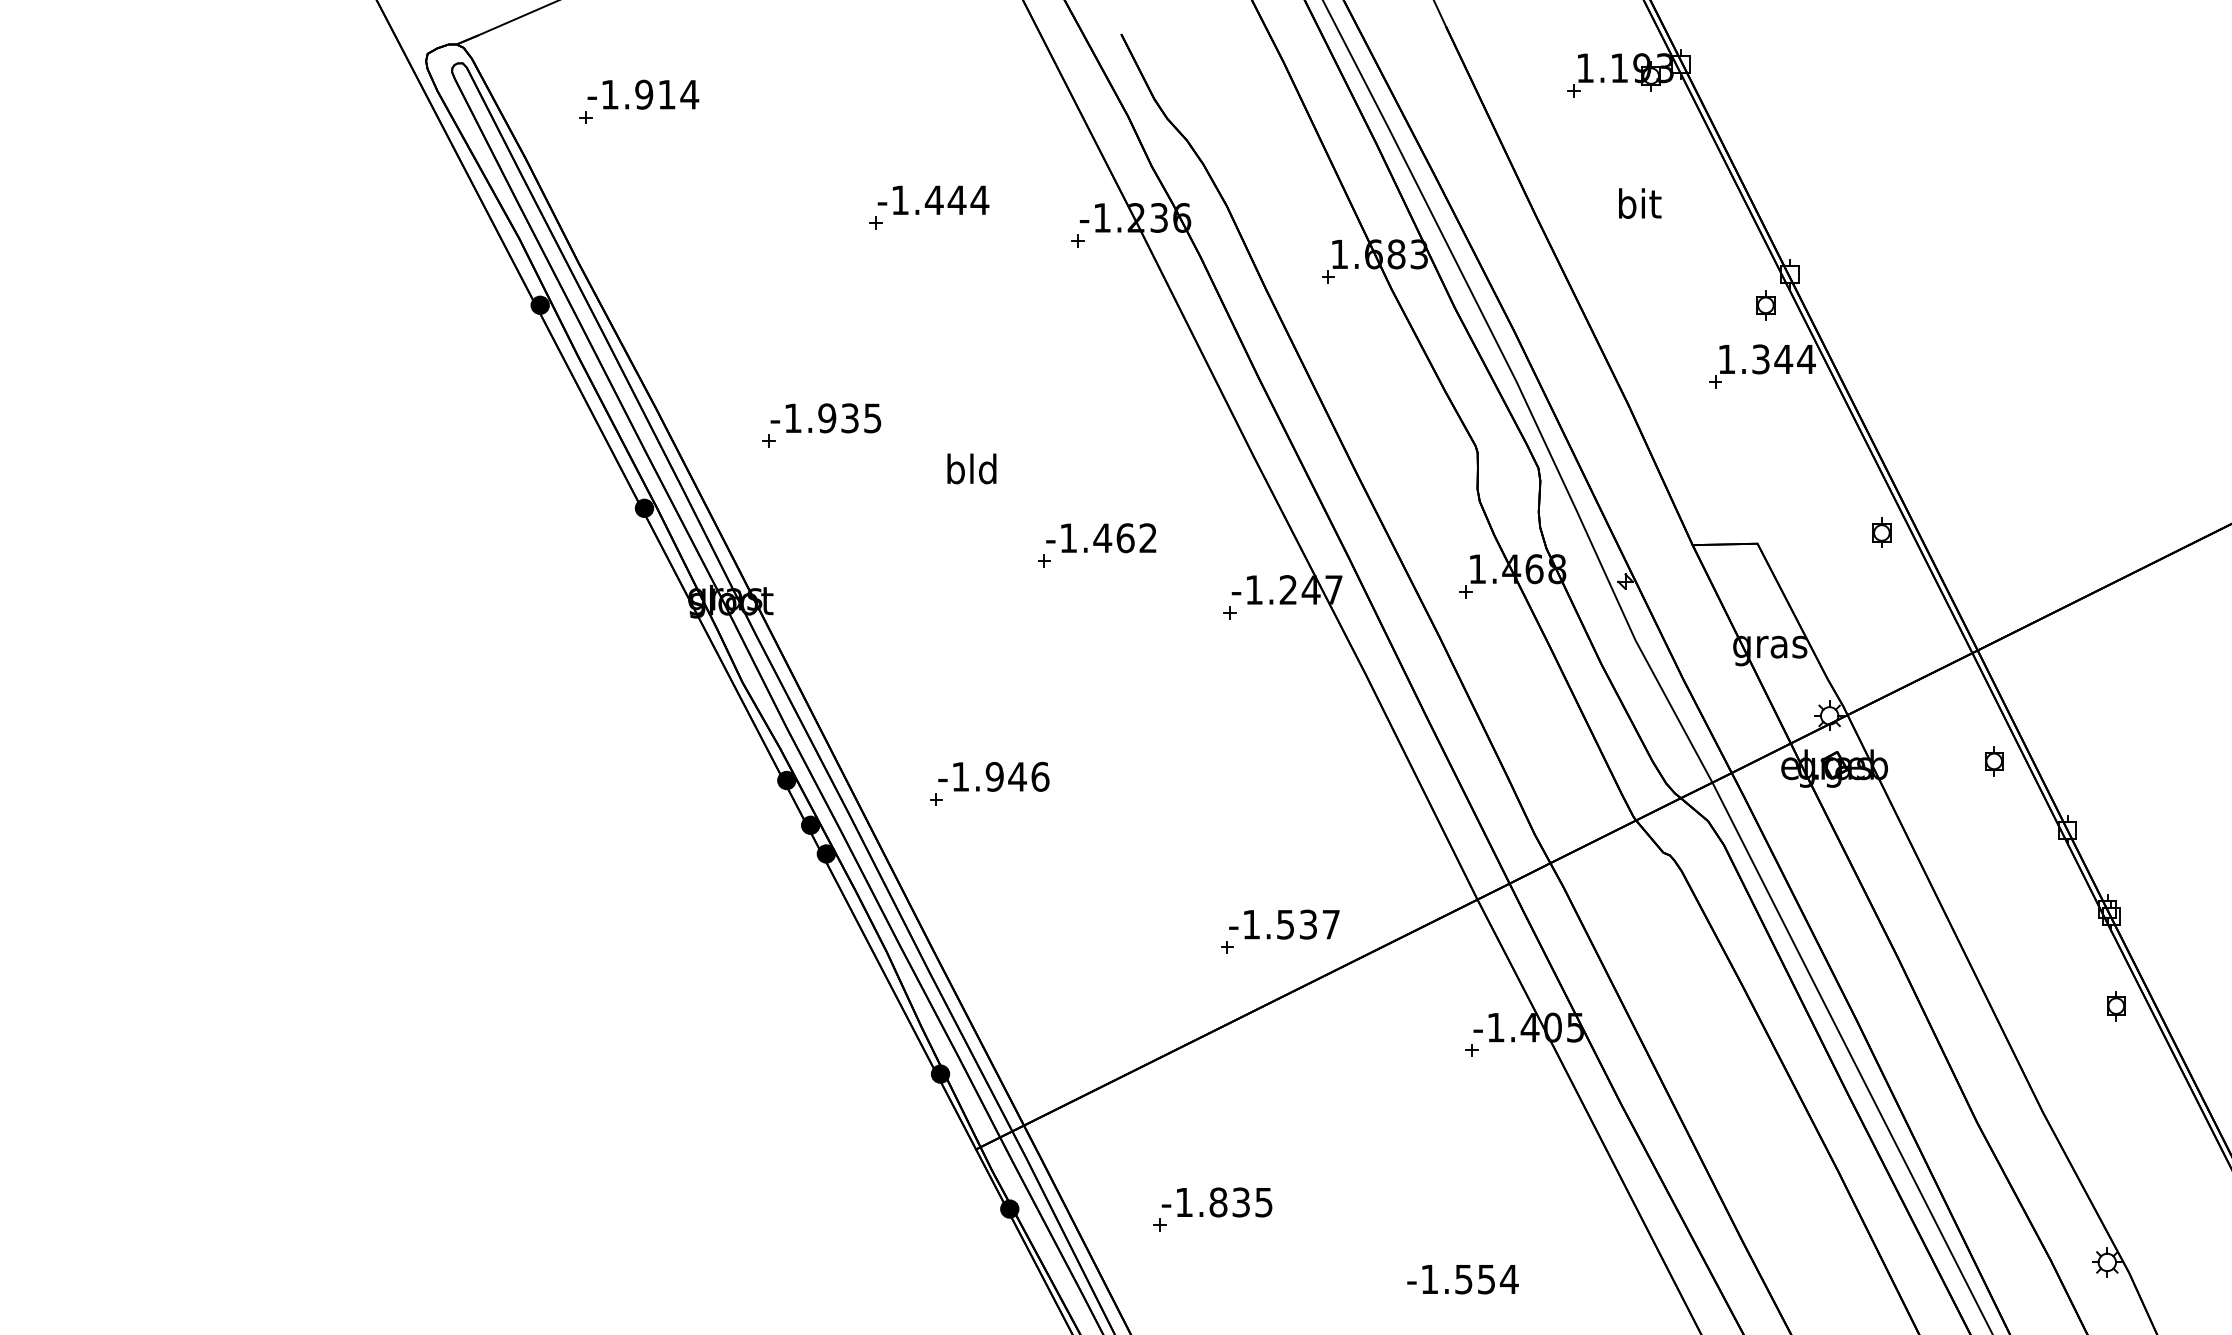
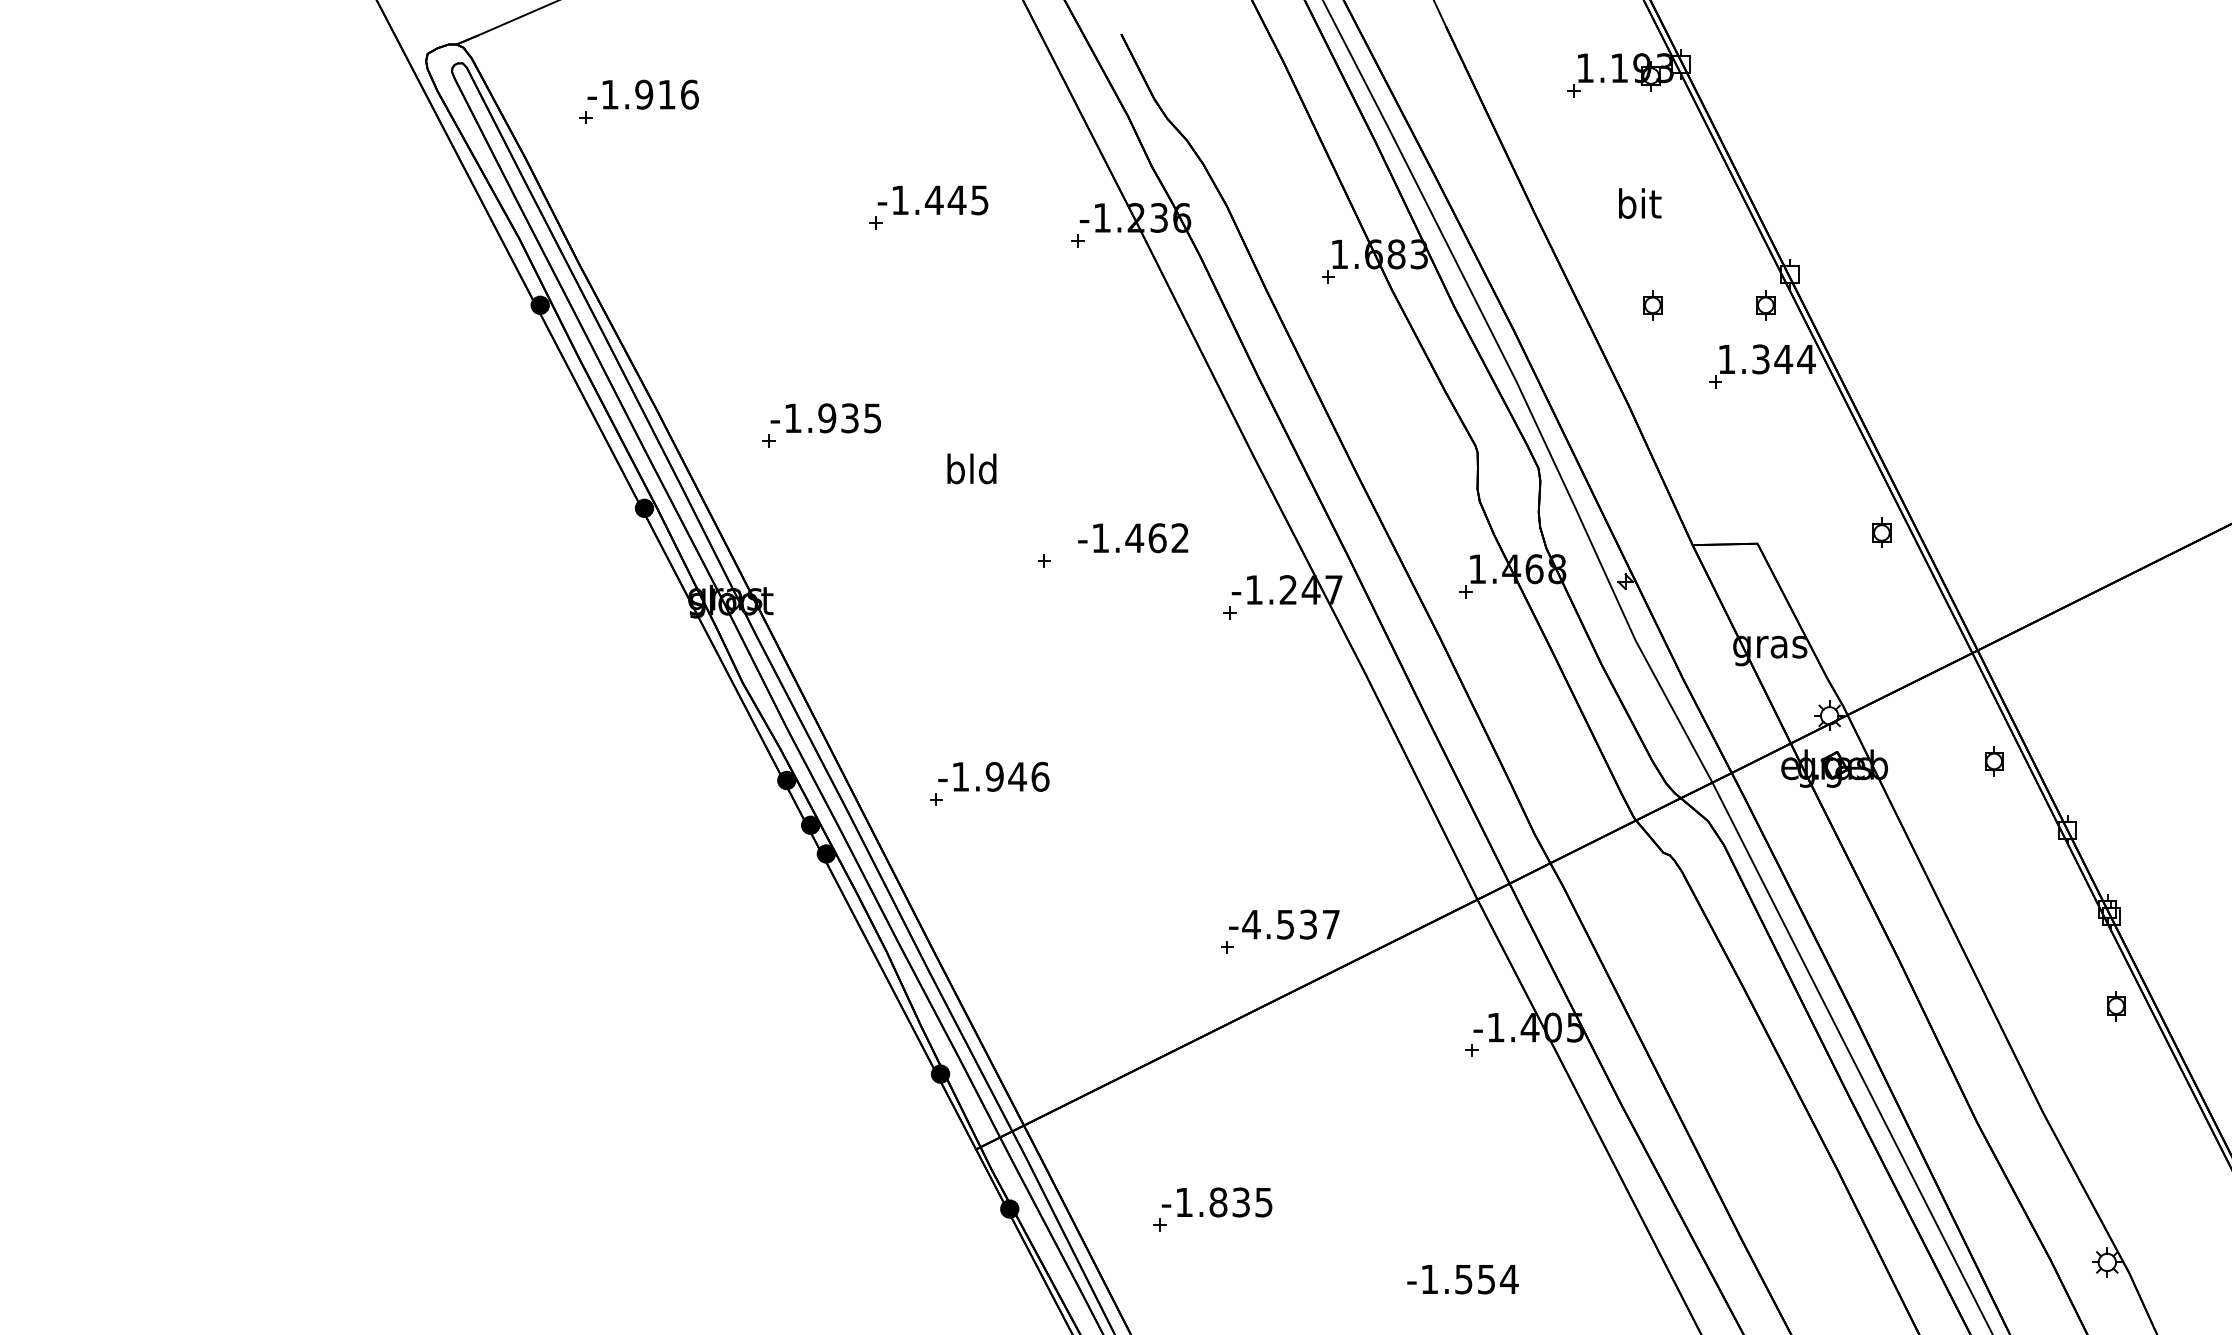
text: -1.914 -> -1.916 (689, 94)
text: -1.444 -> -1.445 (979, 200)
part: none -> present (1652, 305)
text position: (1101, 538) -> (1133, 538) (1133, 538)
text: -1.537 -> -4.537 (1251, 924)
